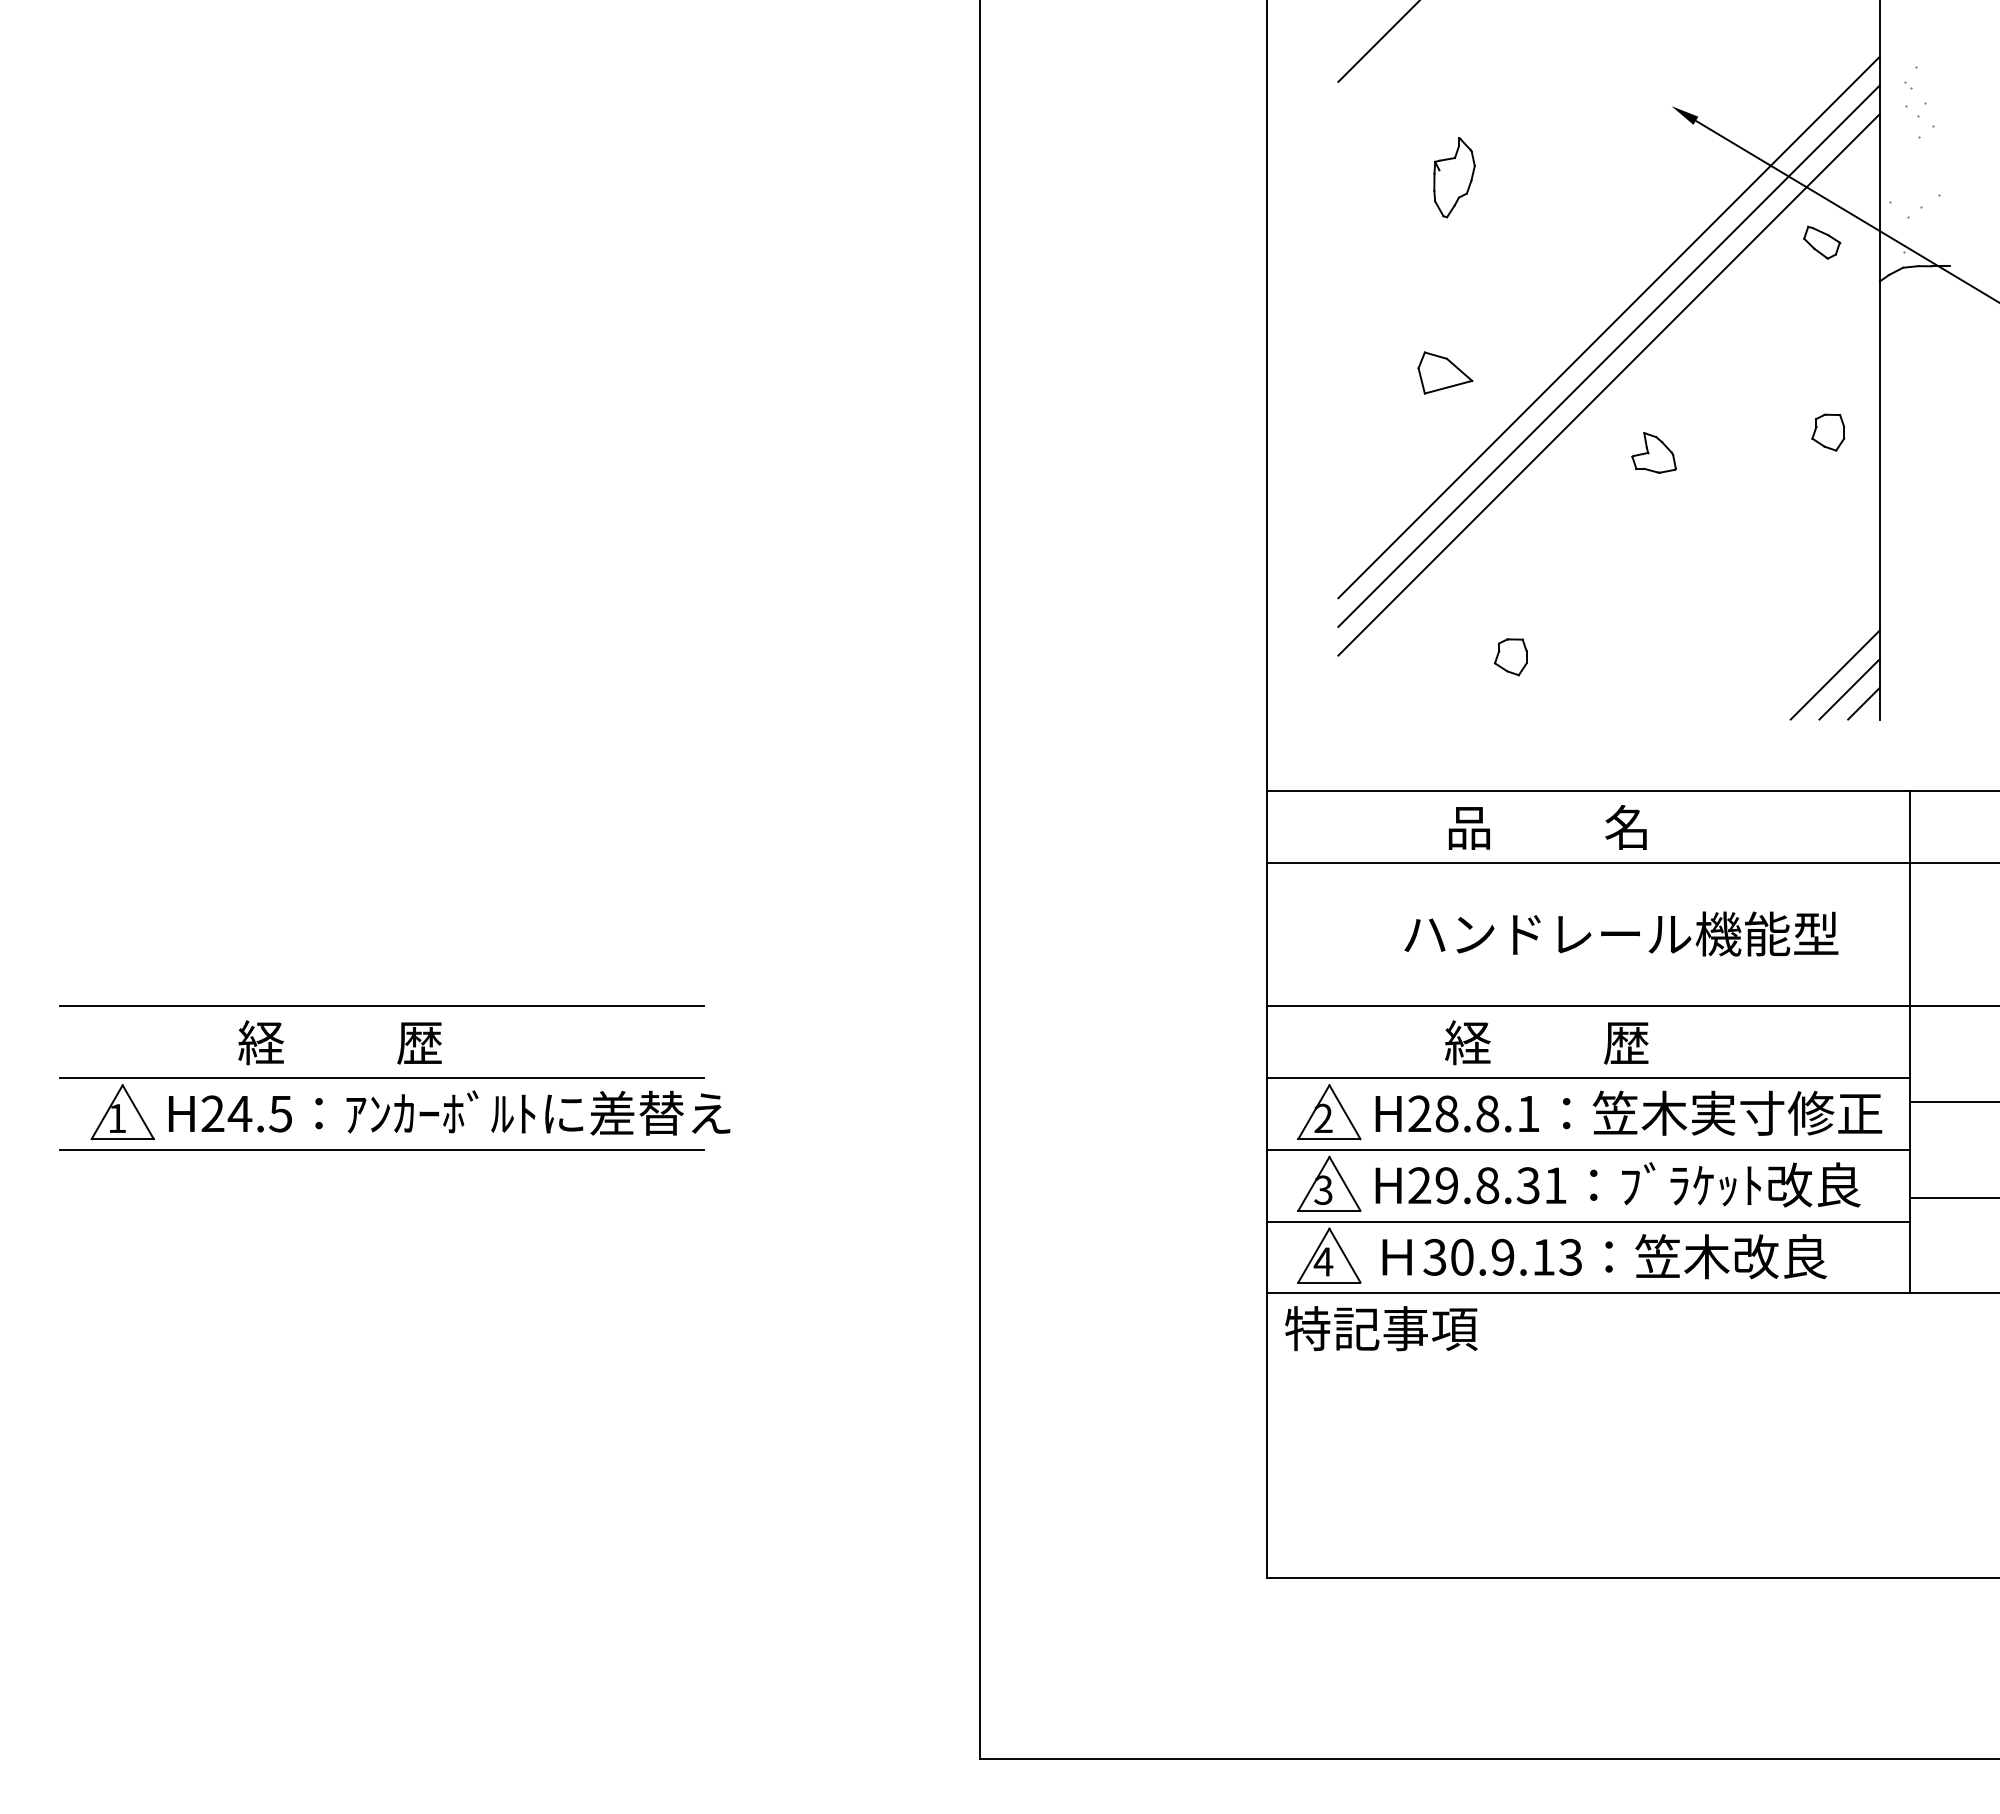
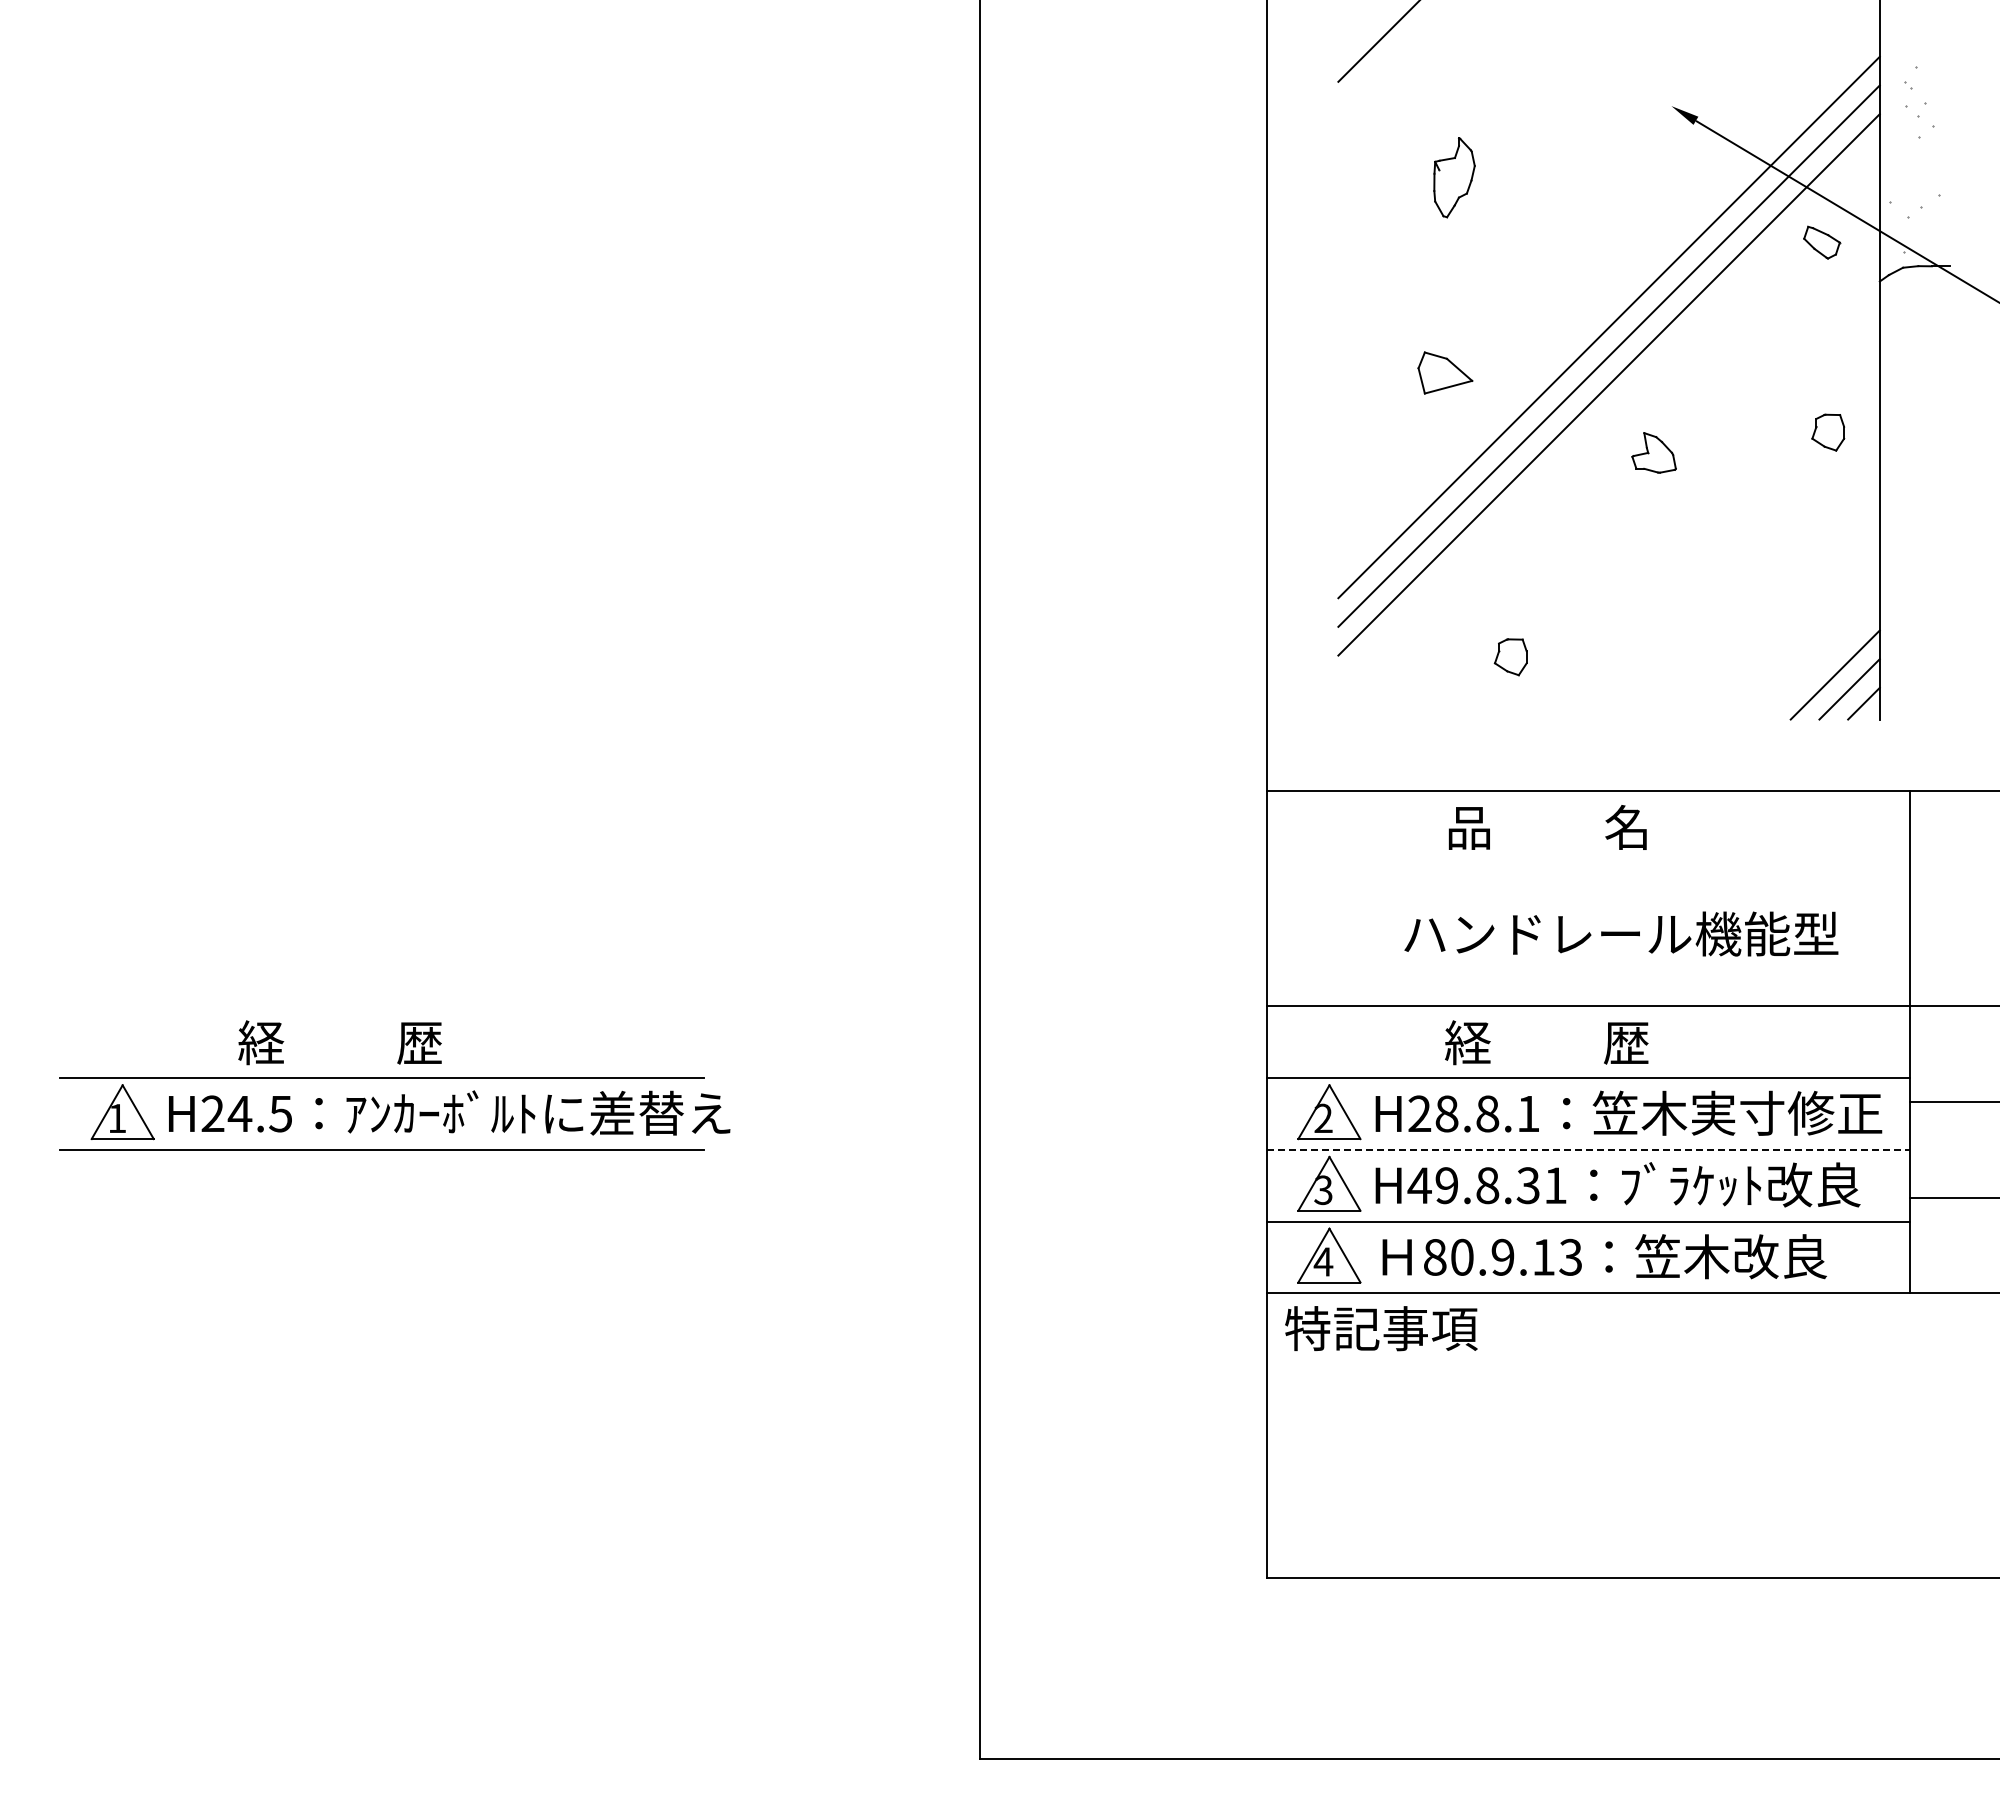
line: present -> none (1631, 862)
line: present -> none (381, 1005)
line: solid -> dashed (1588, 1149)
text: H29.8.31 -> H49.8.31 (1419, 1185)
text: 30.9.13 -> 80.9.13 (1434, 1256)
